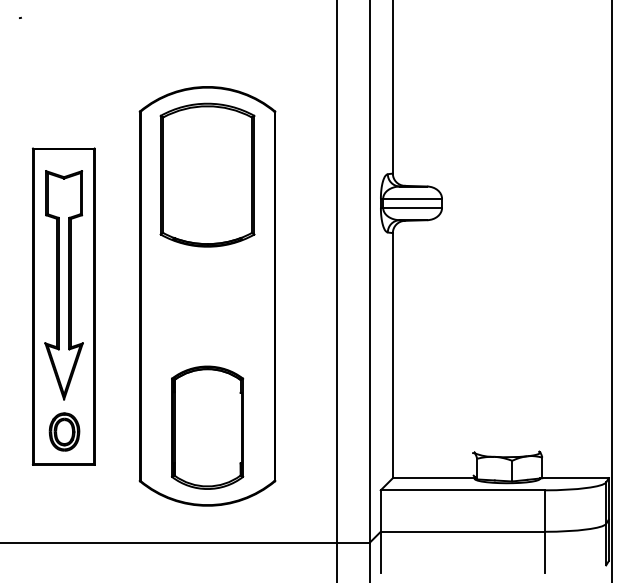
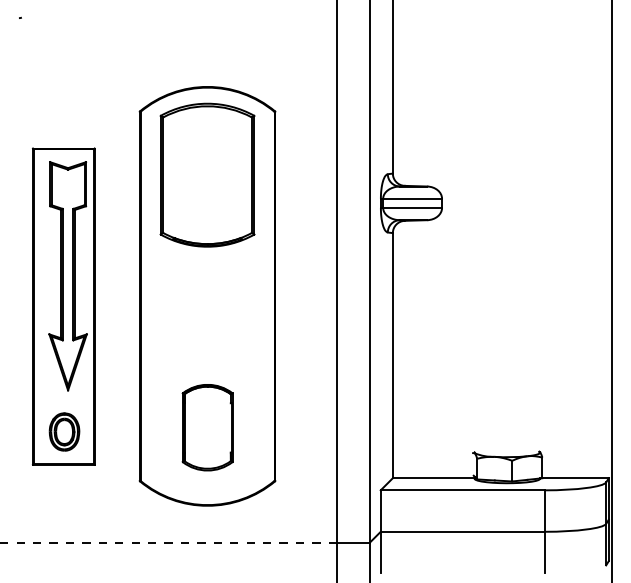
part position: (63, 285) -> (67, 276) (67, 276)
part size: 74x125 px -> 53x88 px (207, 427)
line: solid -> dashed (168, 542)
